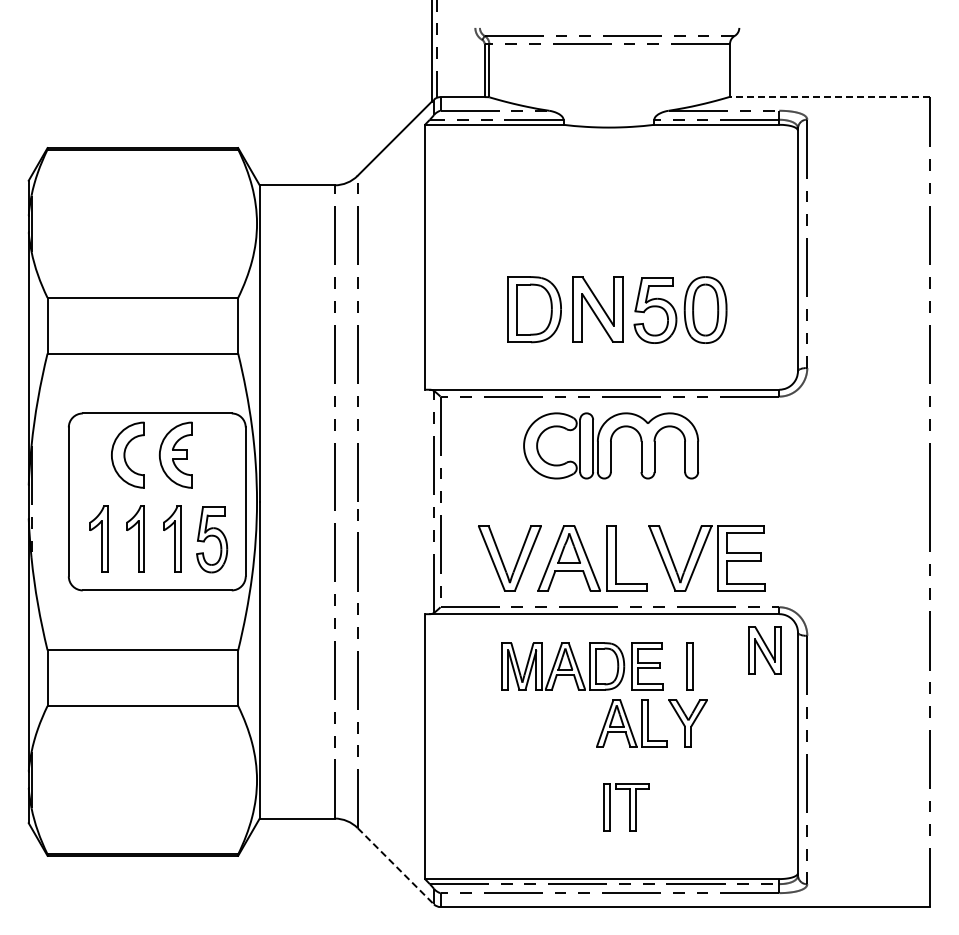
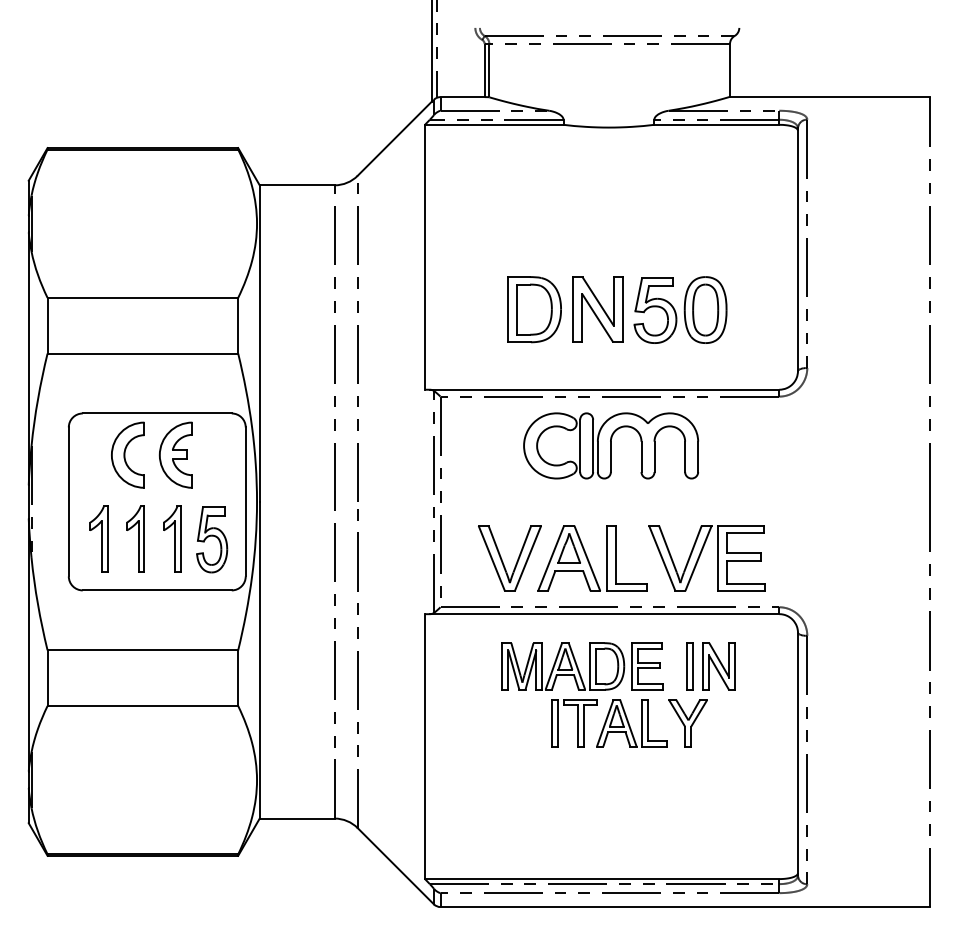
line: dashed -> solid (829, 96)
part position: (764, 650) -> (718, 666) (718, 666)
part position: (626, 807) -> (574, 723) (574, 723)
line: dashed -> solid (395, 866)
